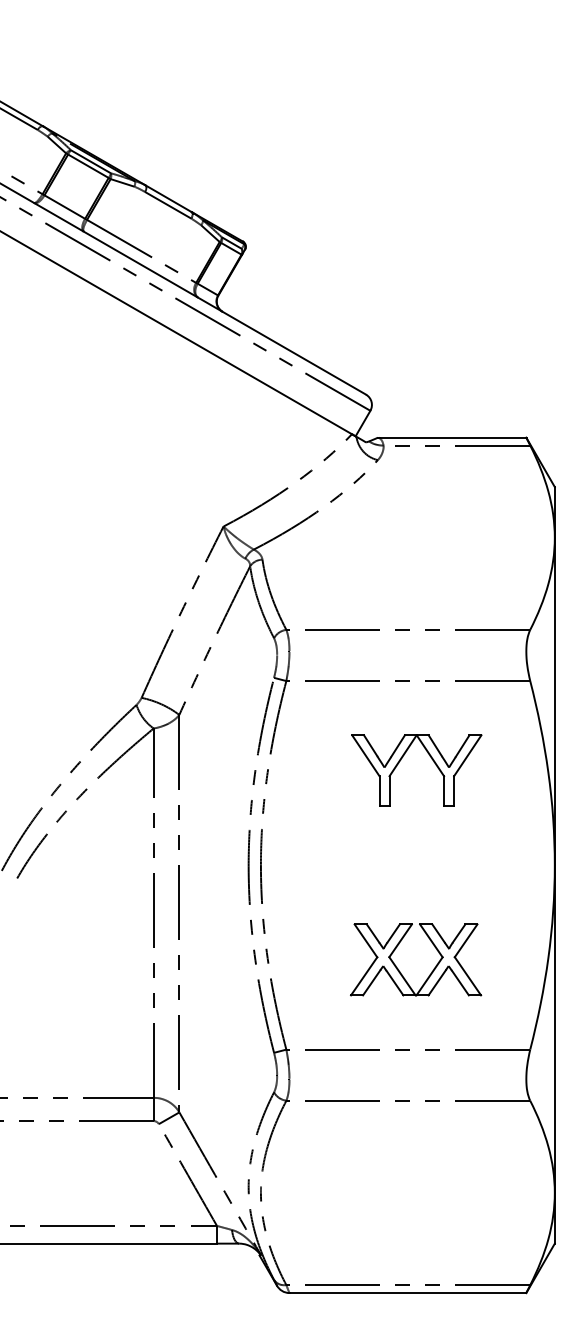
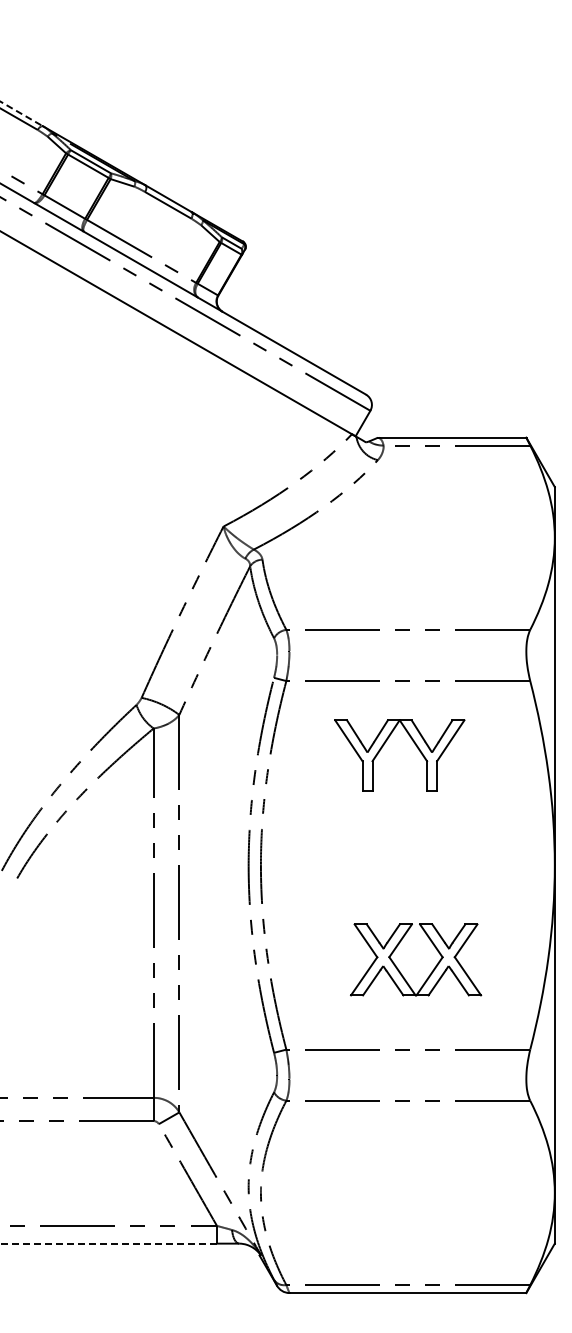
line: solid -> dashed (21, 114)
part position: (401, 760) -> (384, 745) (384, 745)
line: solid -> dashed (108, 1243)
